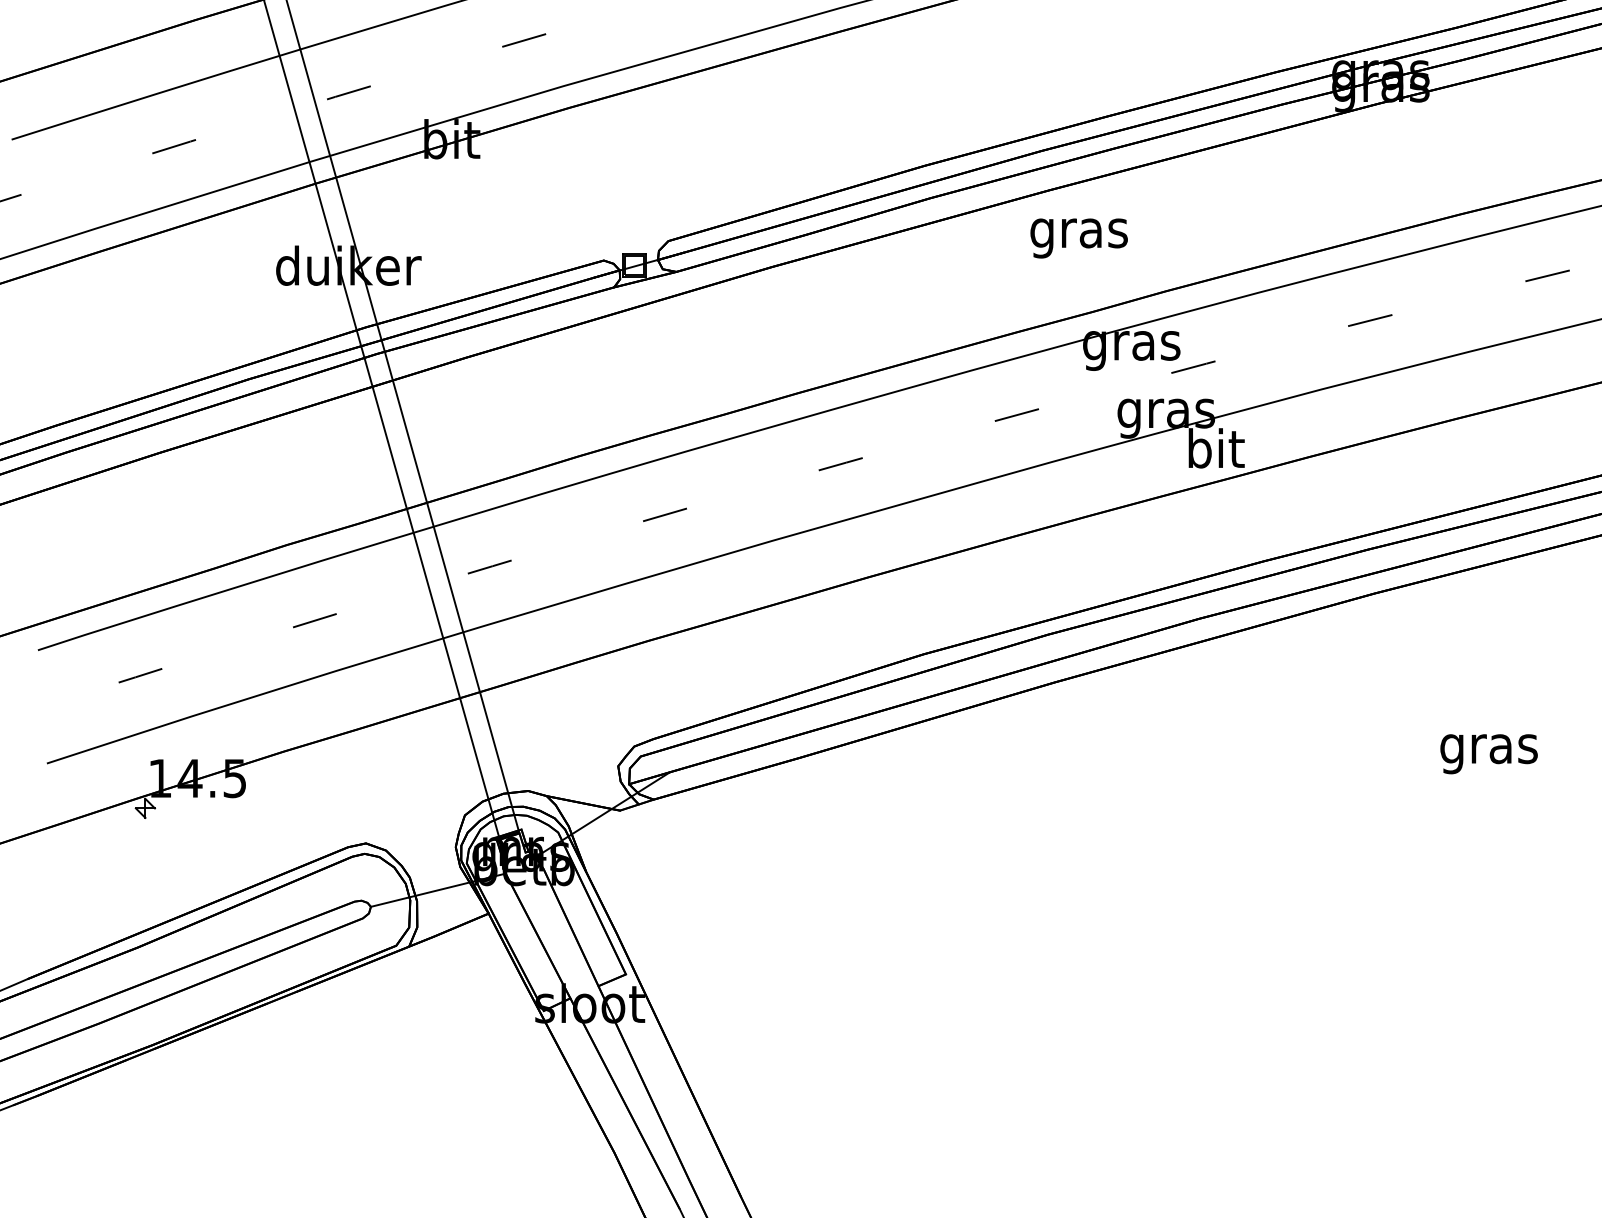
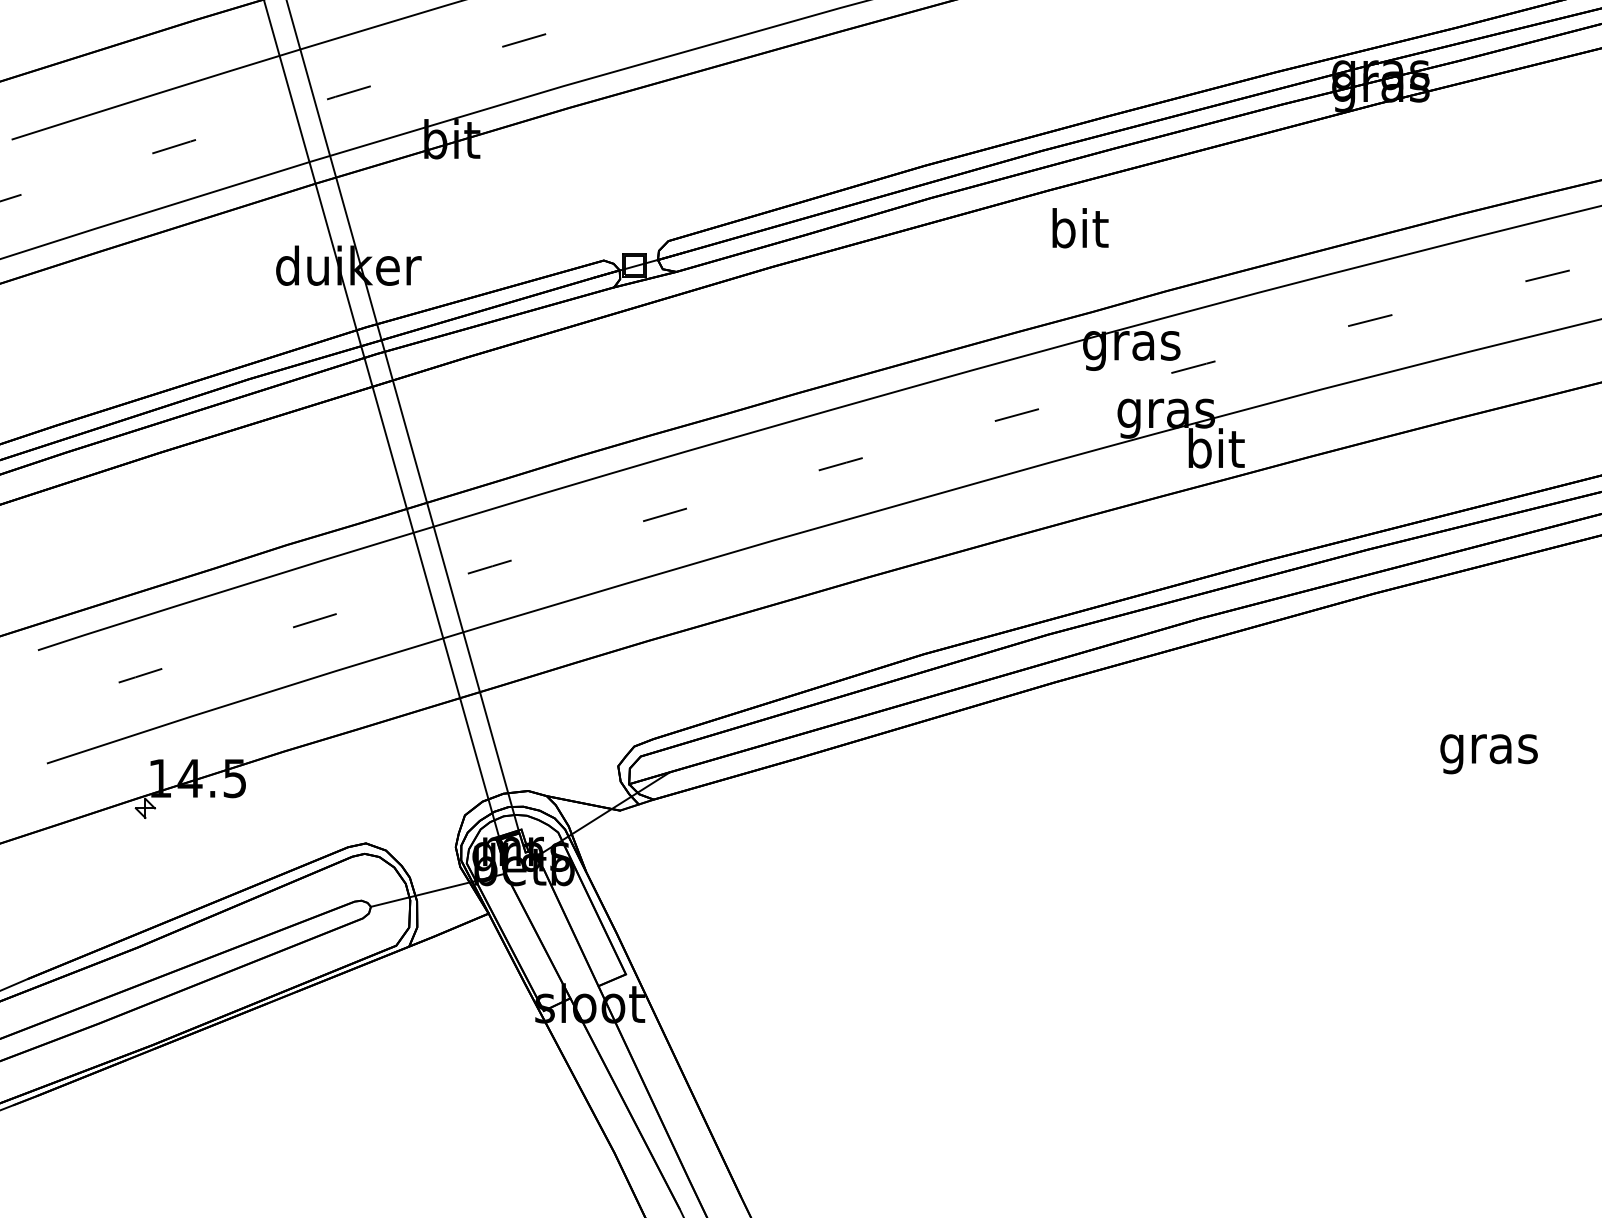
text: gras -> bit (1078, 233)
